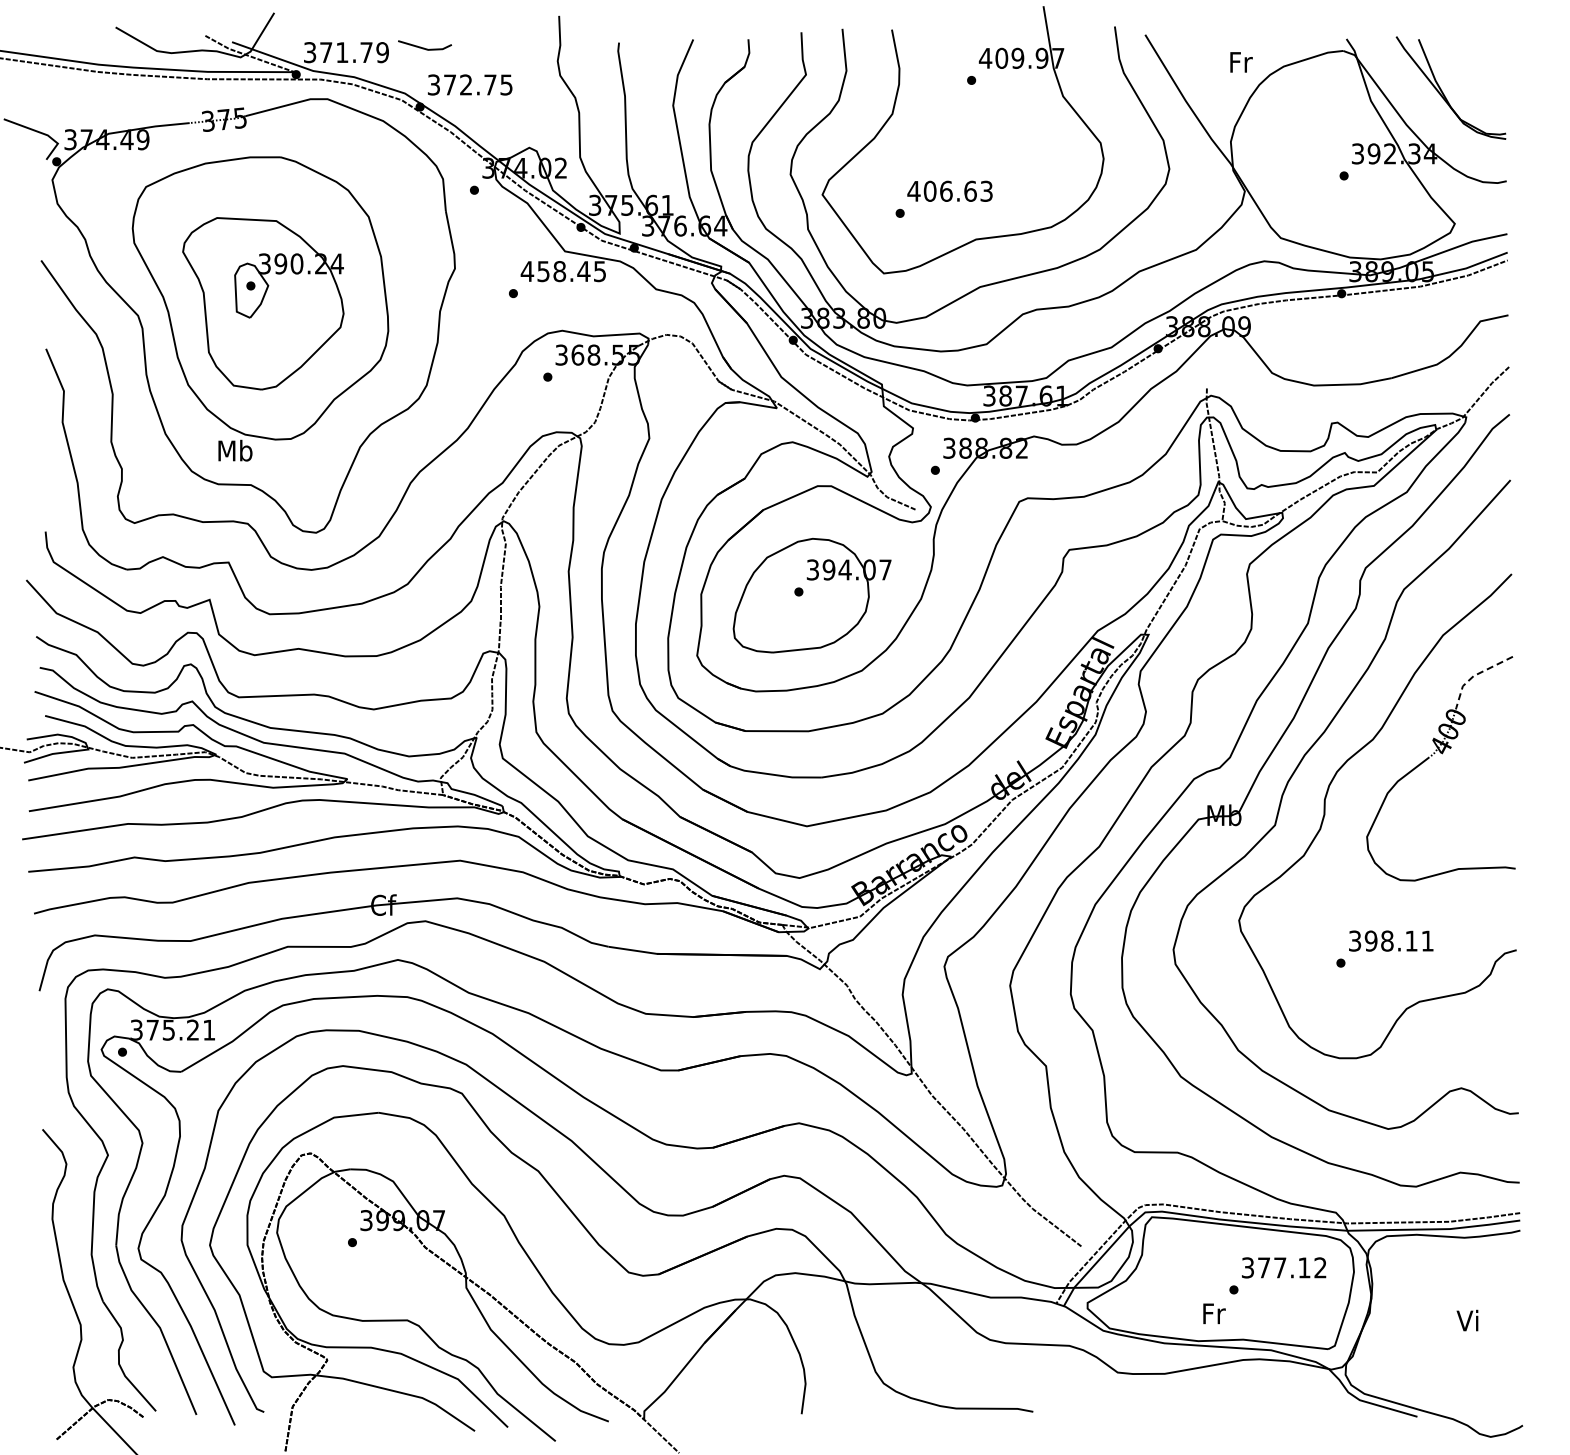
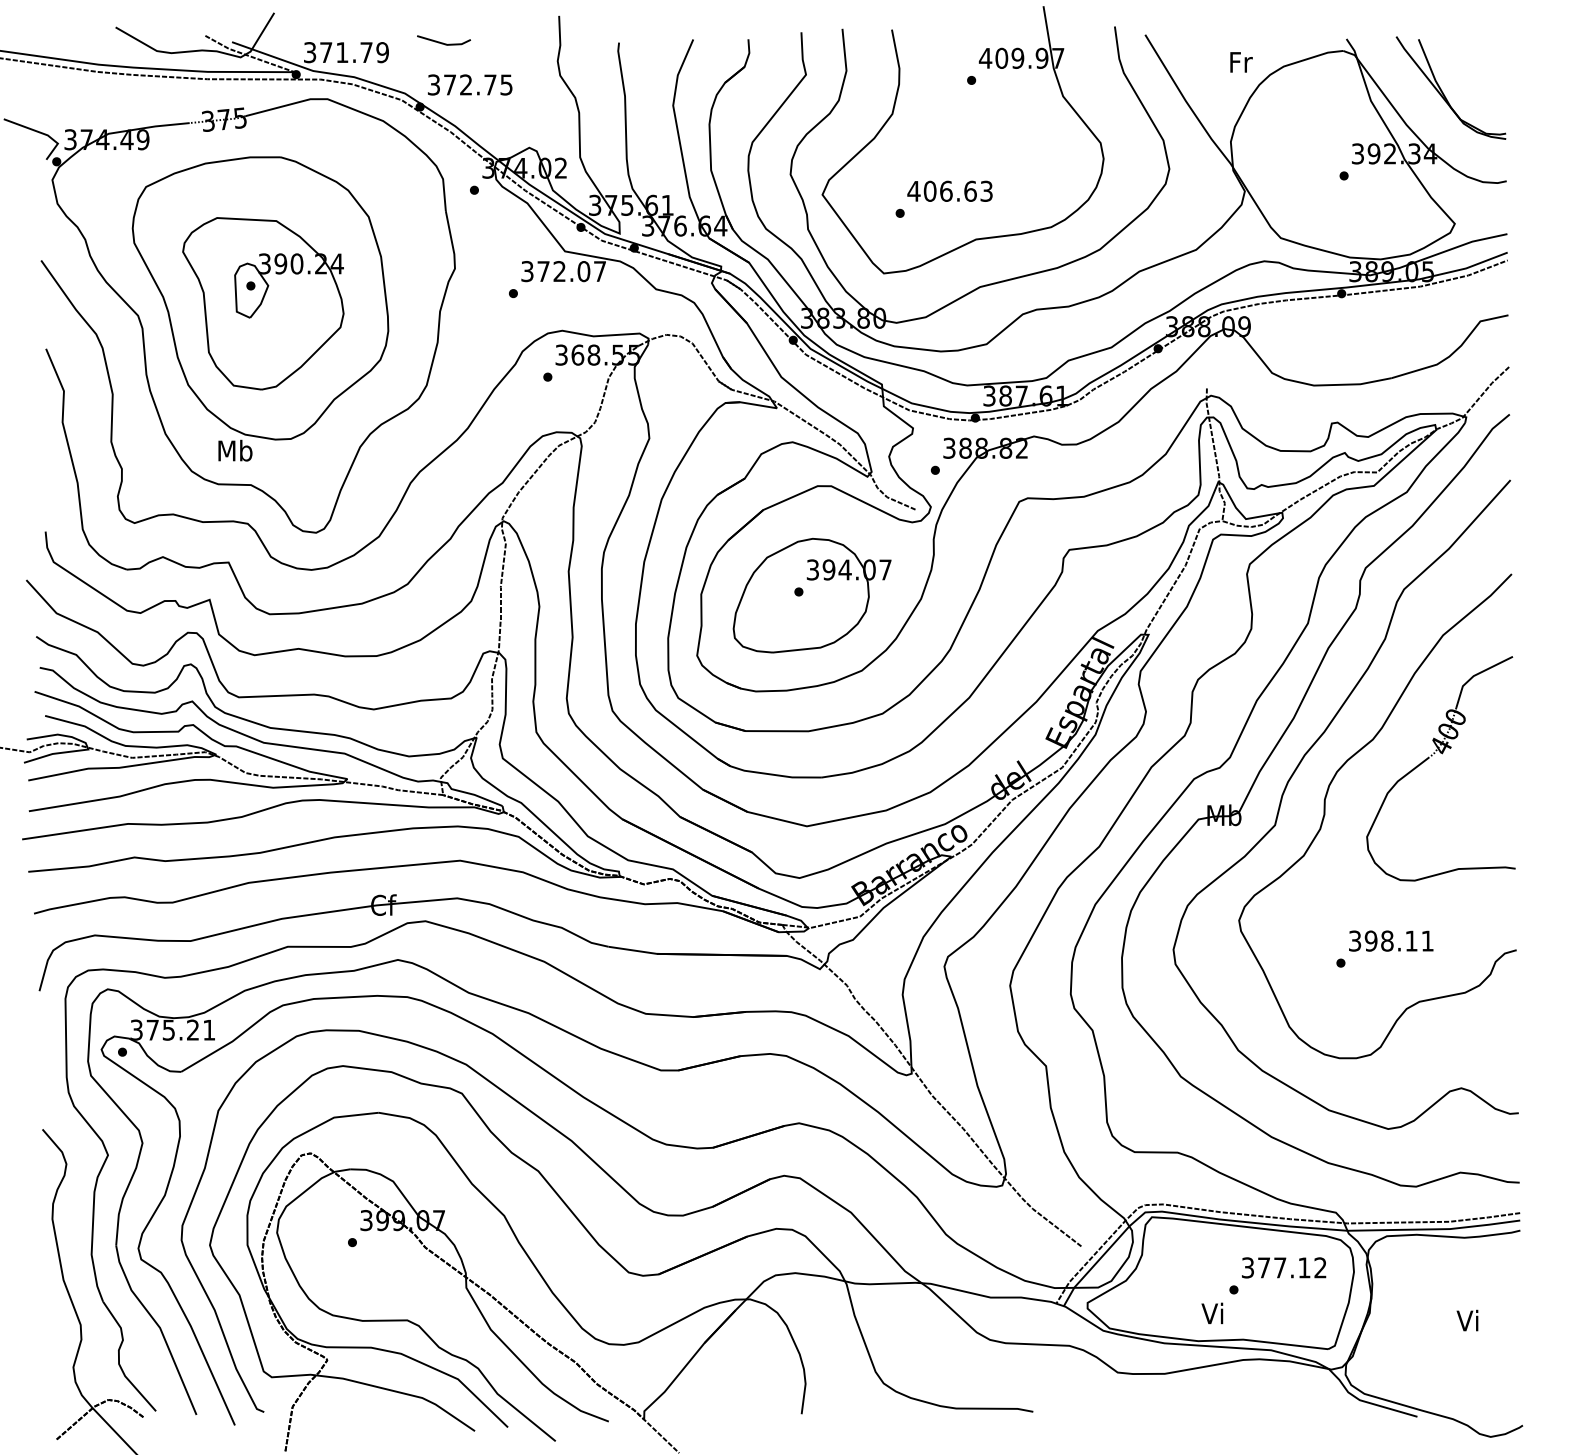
line position: (424, 47) -> (443, 42) (443, 42)
text: 458.45 -> 372.07 (562, 271)
line: dashed -> solid (1475, 675)
text: Fr -> Vi (1213, 1313)
